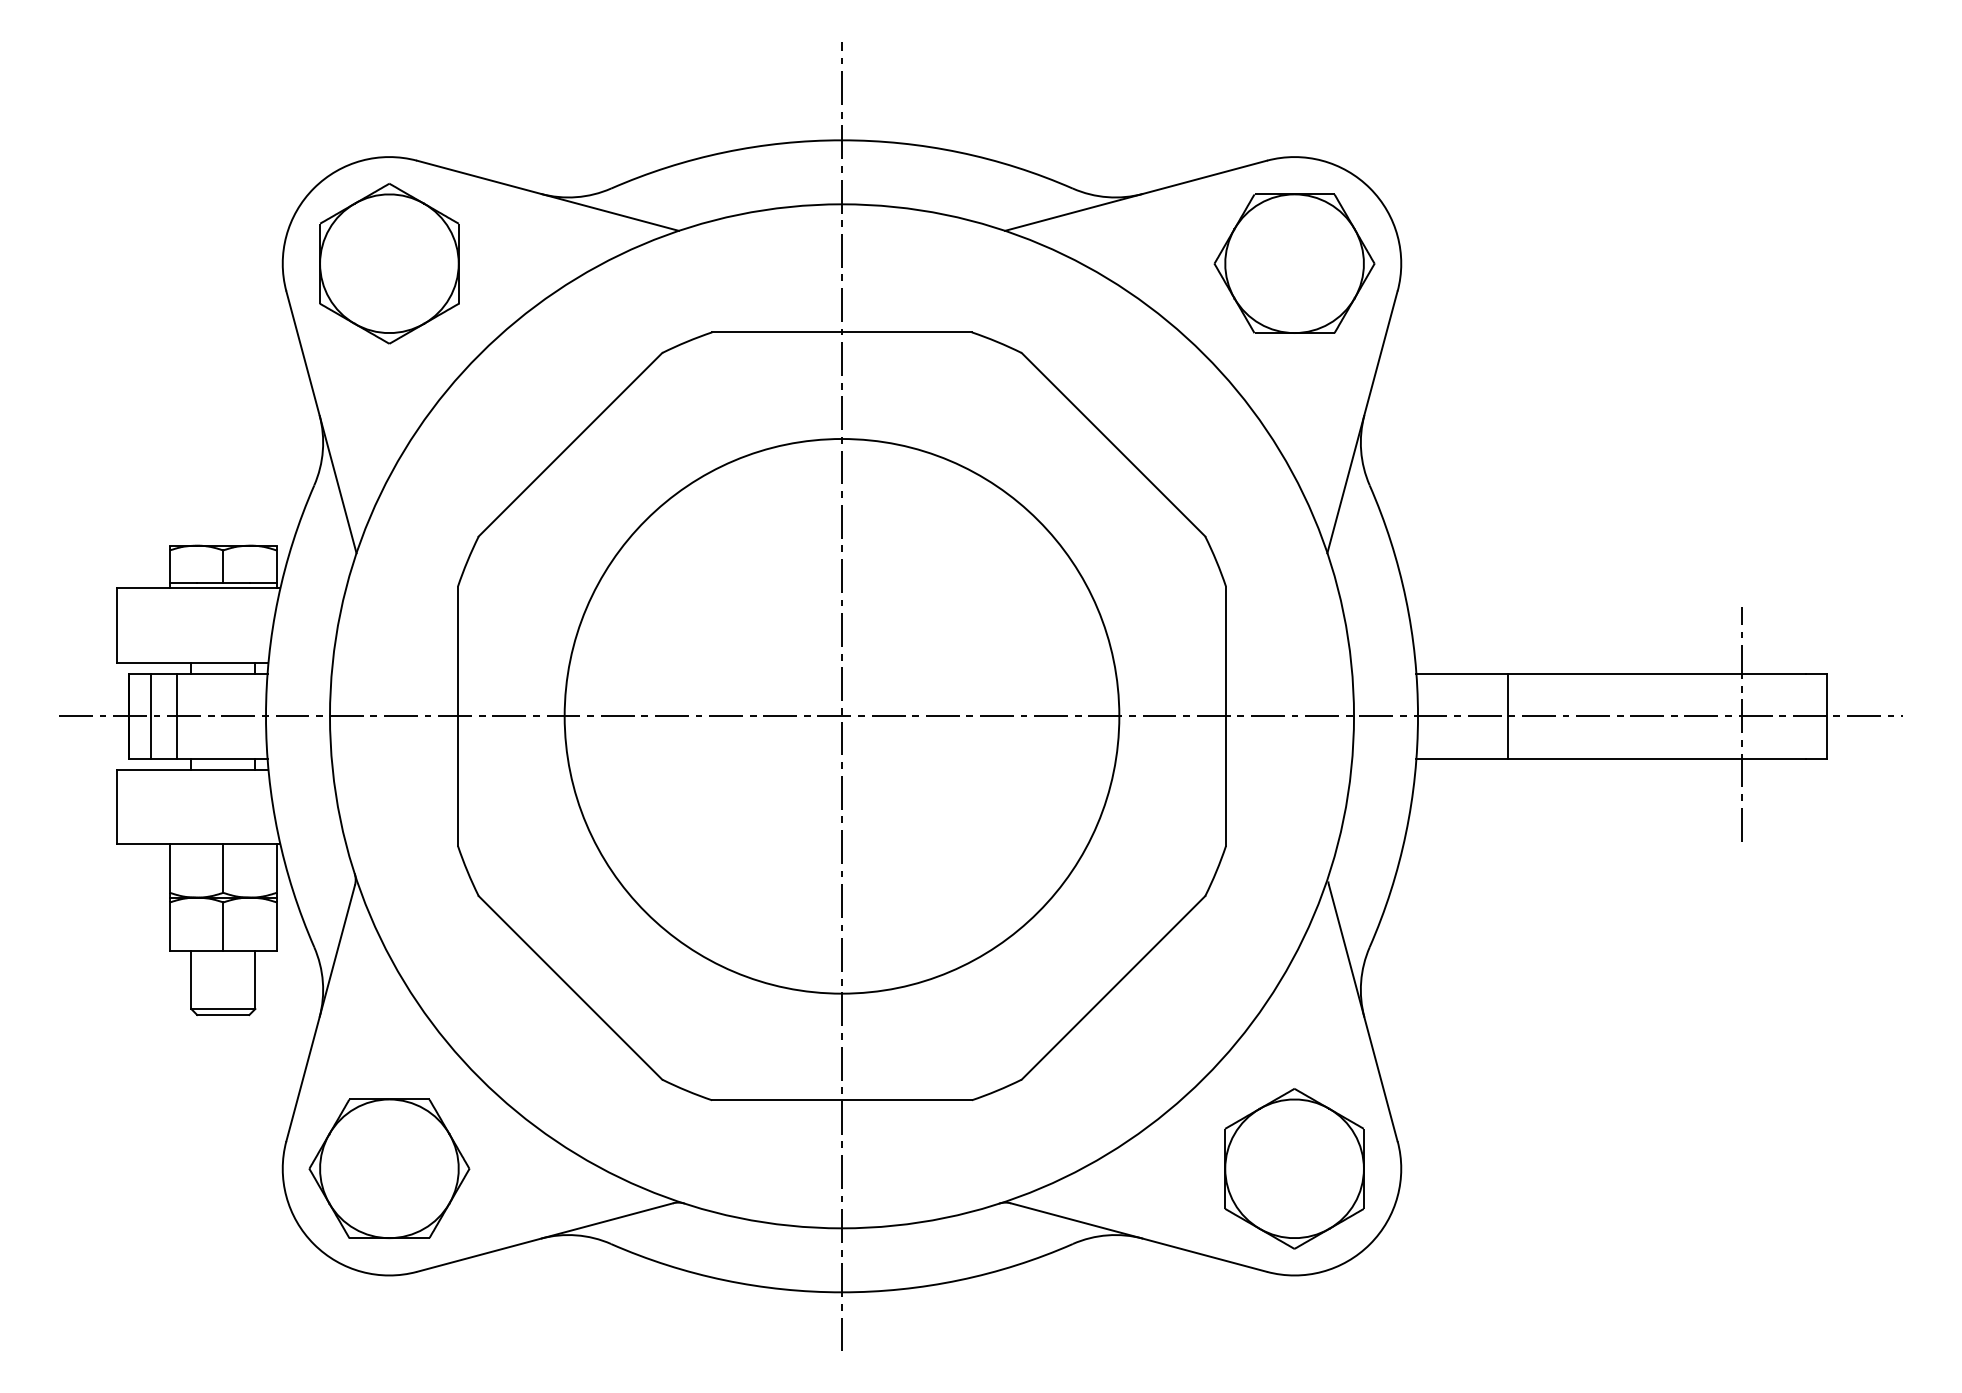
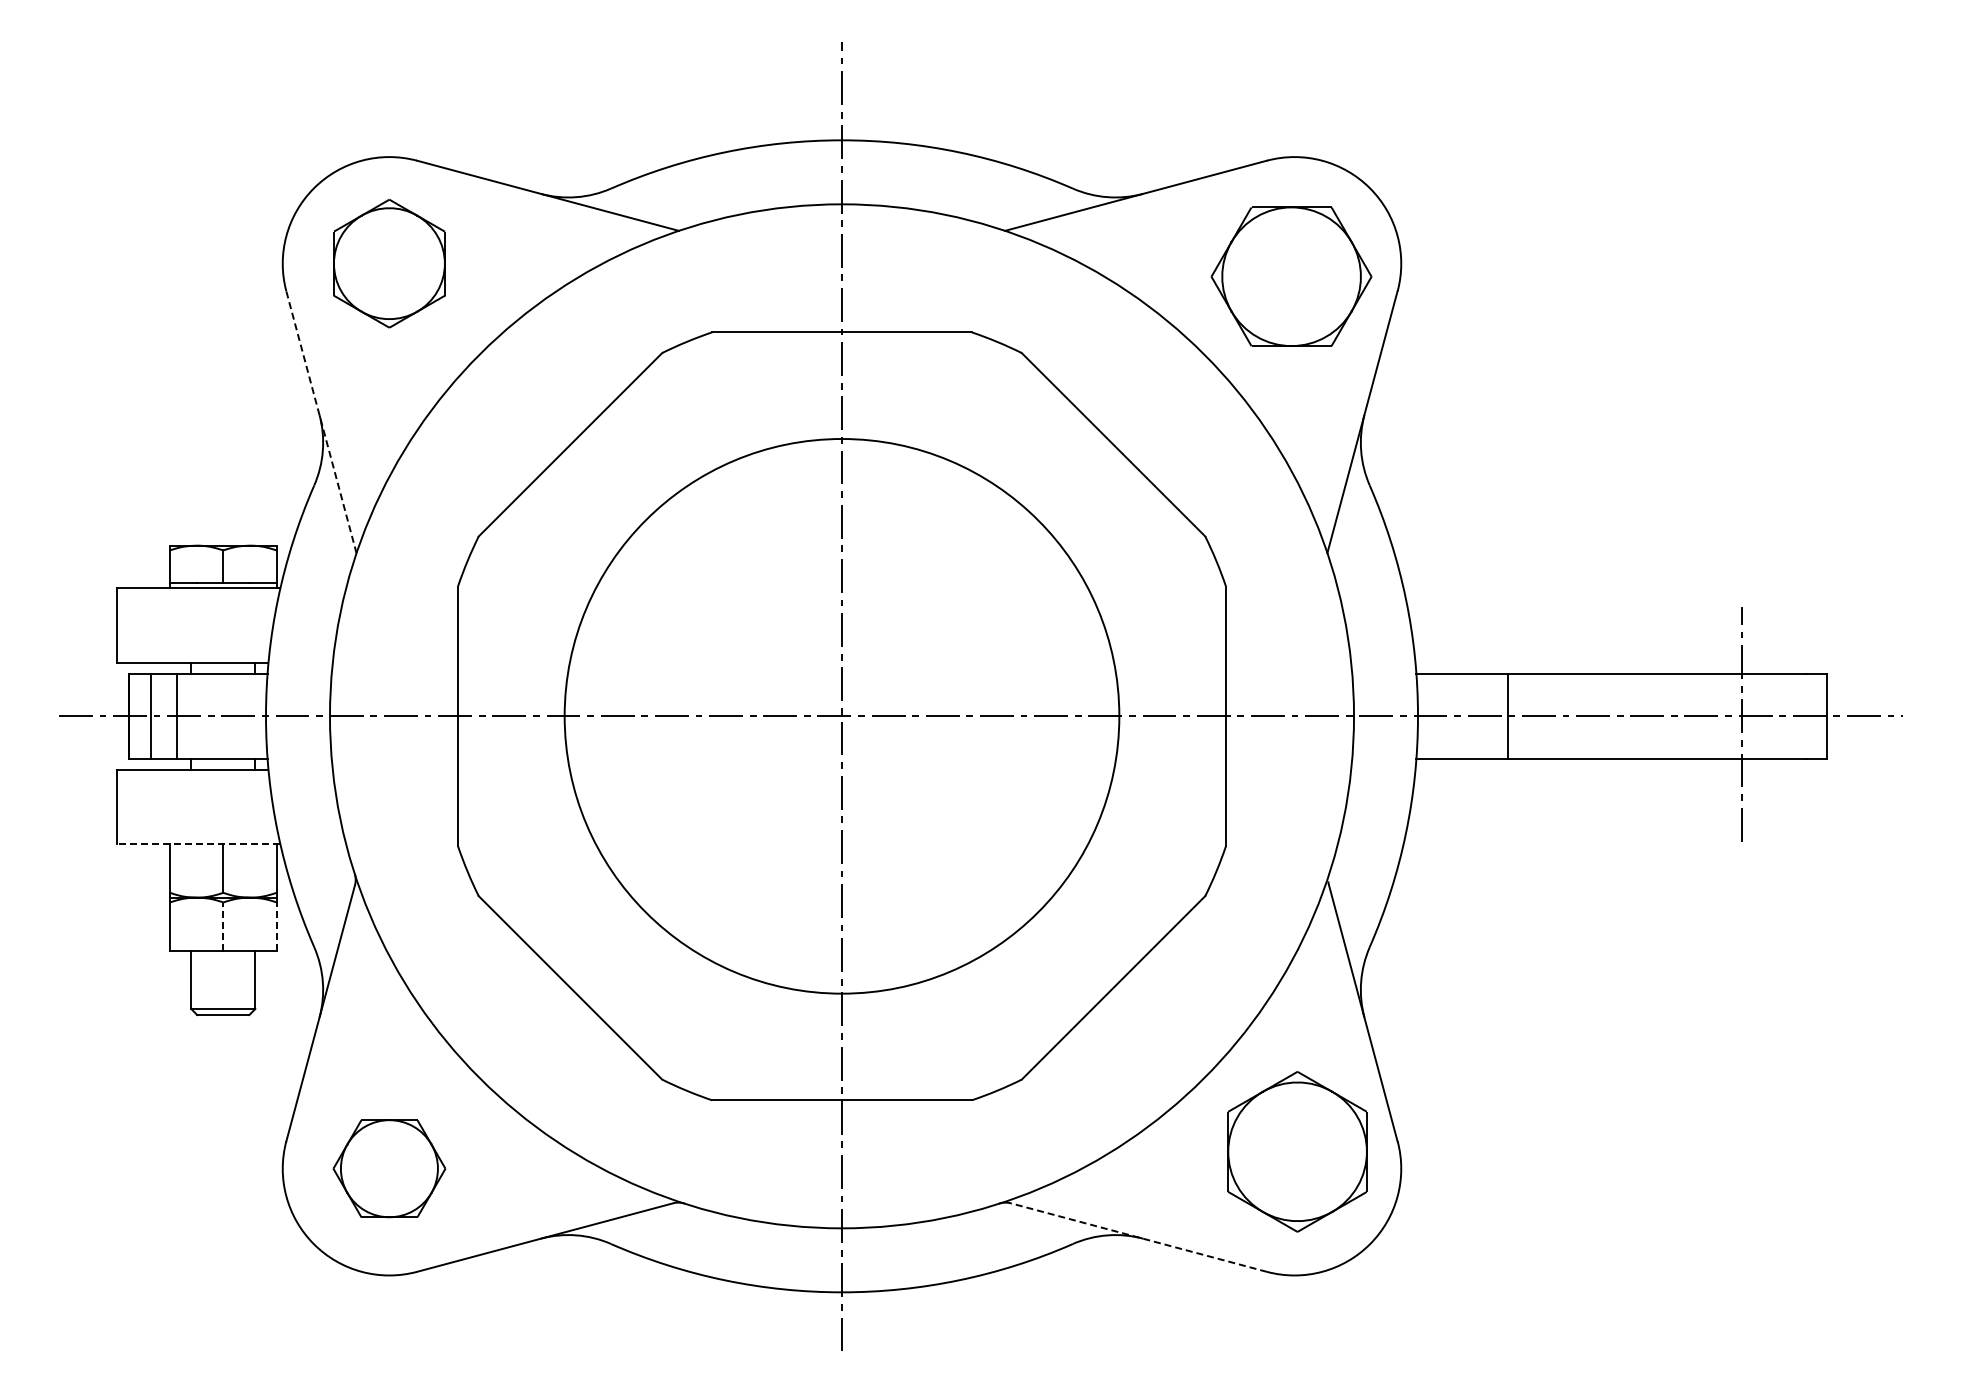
part size: 141x163 px -> 113x131 px (389, 263)
part position: (1294, 263) -> (1291, 276) (1291, 276)
line: solid -> dashed (321, 422)
line: solid -> dashed (198, 844)
line: solid -> dashed (223, 926)
line: solid -> dashed (276, 926)
part size: 163x141 px -> 115x100 px (389, 1168)
part position: (1294, 1168) -> (1297, 1151) (1297, 1151)
line: solid -> dashed (1138, 1237)
